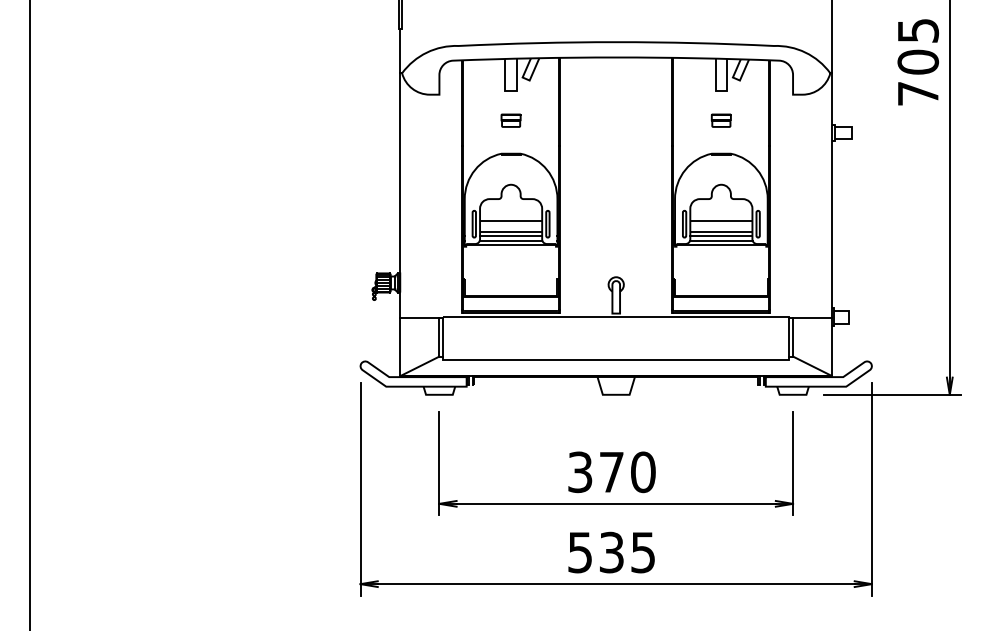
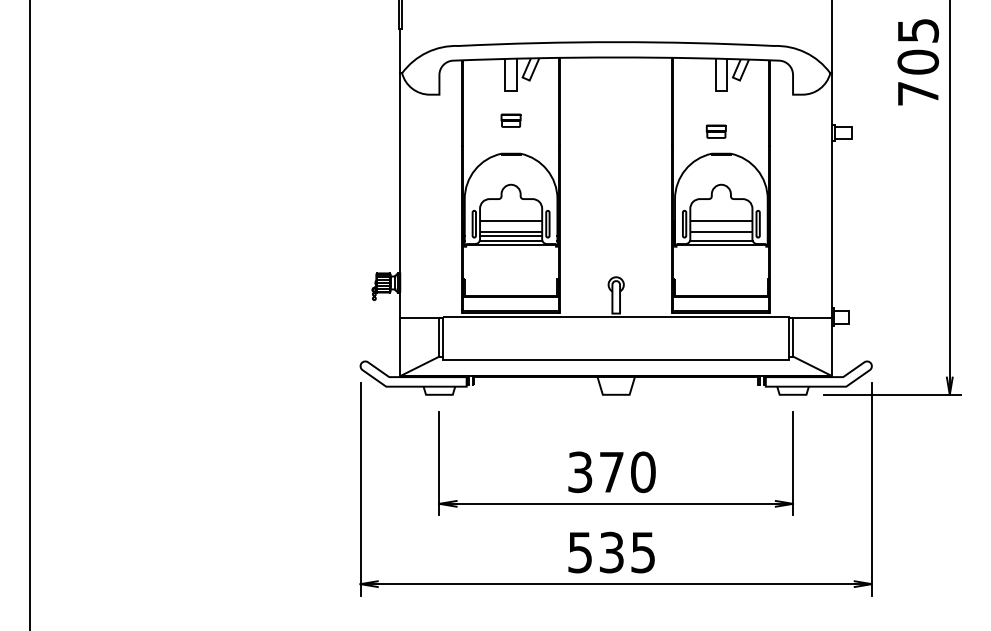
part position: (720, 120) -> (715, 131) (715, 131)
line: present -> none (721, 235)
